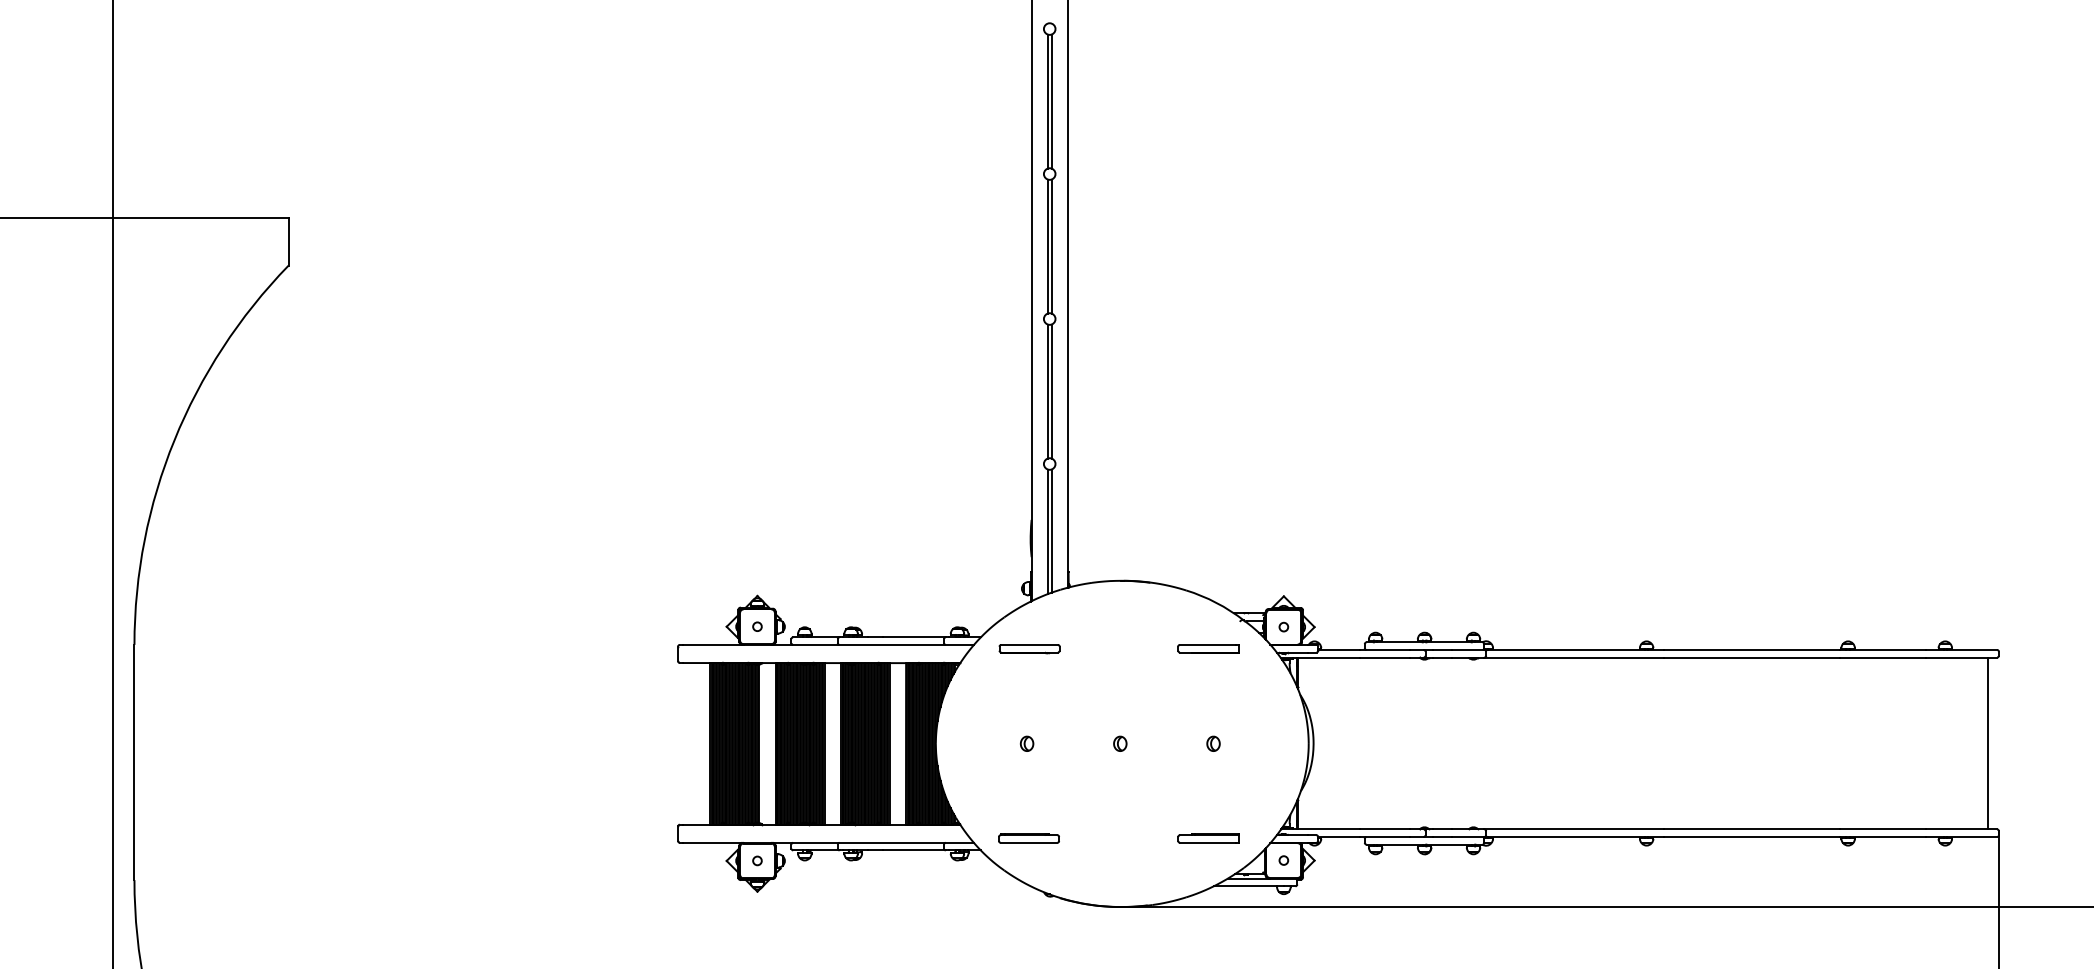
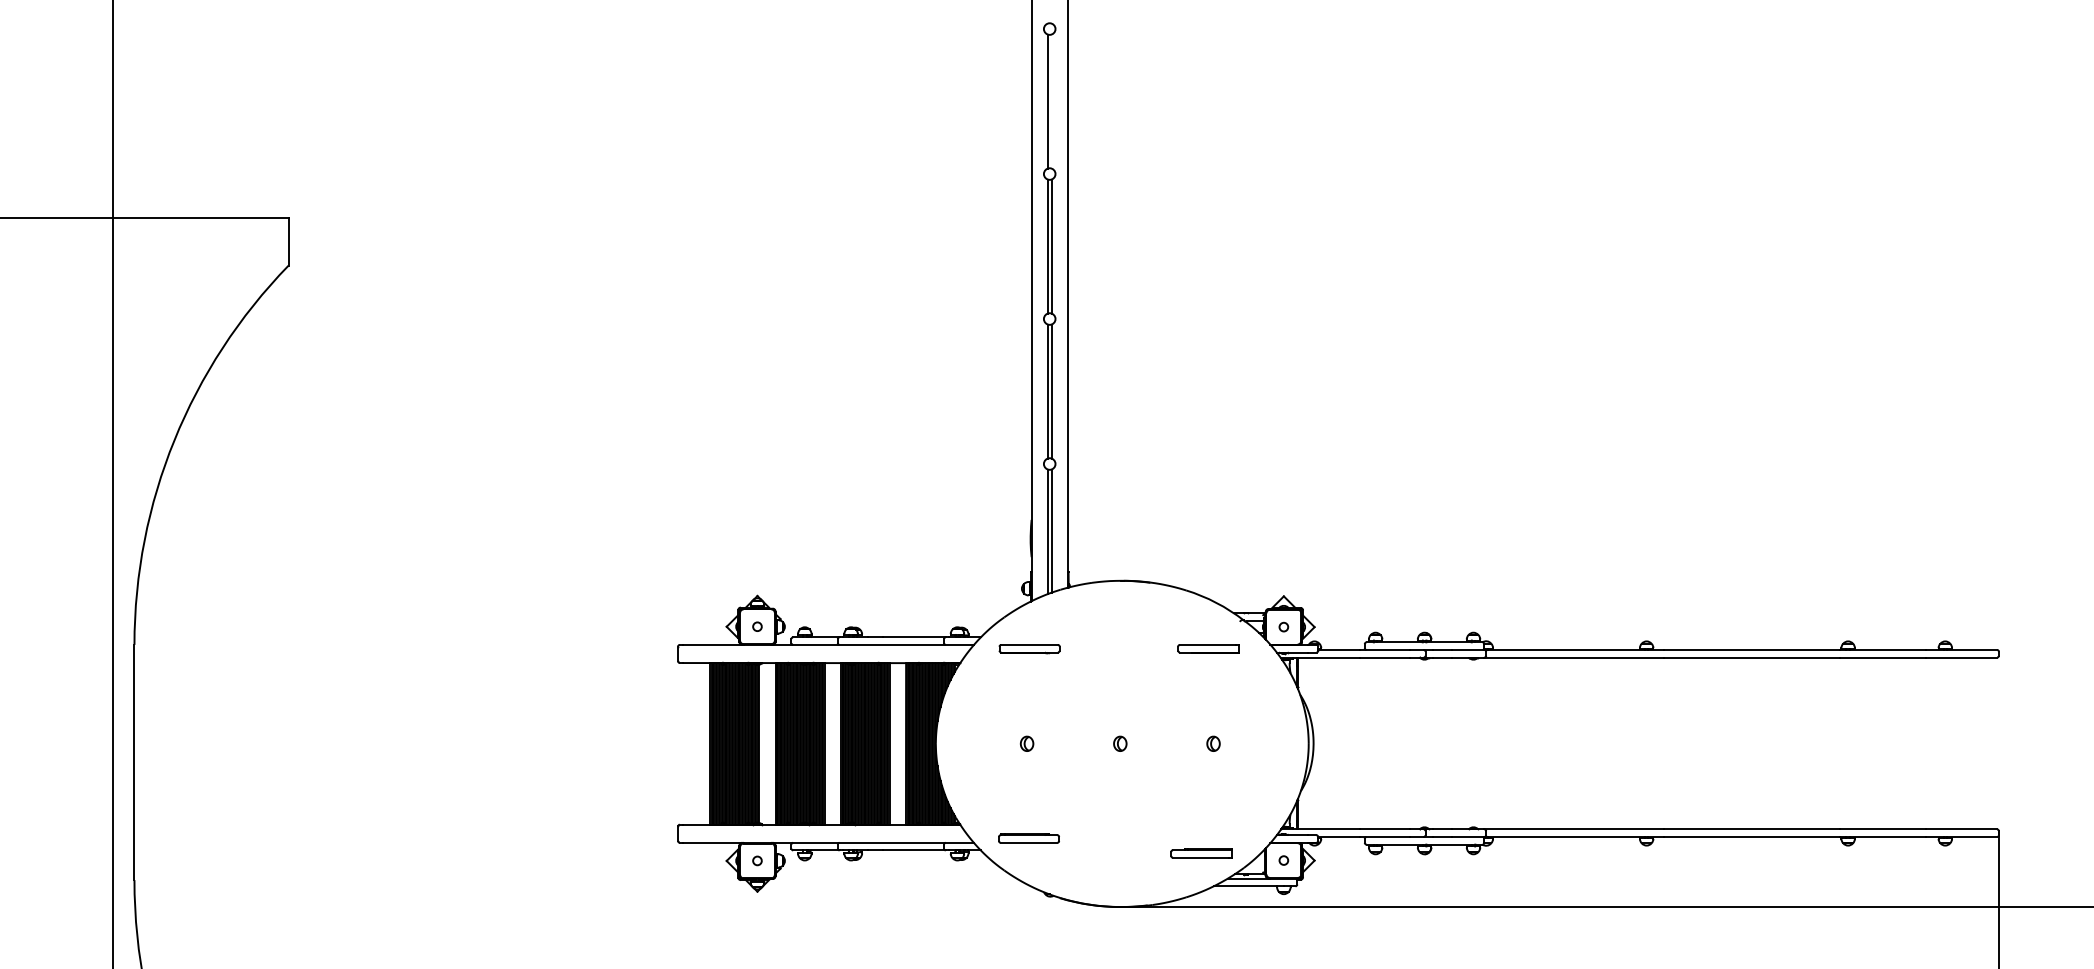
line: present -> none (1051, 101)
line: present -> none (1987, 743)
part position: (1208, 838) -> (1201, 853) (1201, 853)
